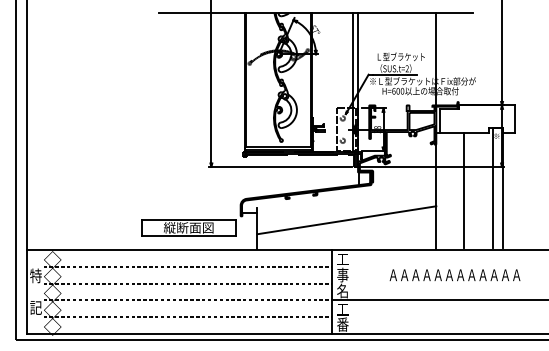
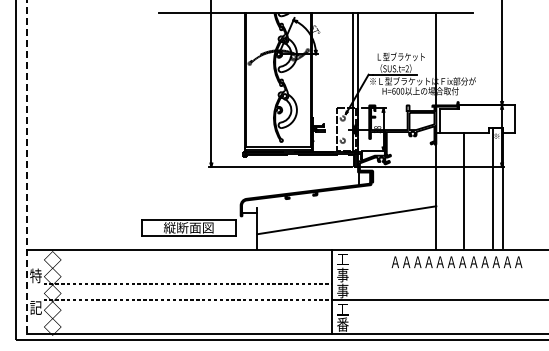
line: solid -> dashed (26, 167)
line: present -> none (187, 266)
text position: (454, 275) -> (456, 262) (456, 262)
text: 名 -> 事 (342, 290)
line: present -> none (187, 317)
